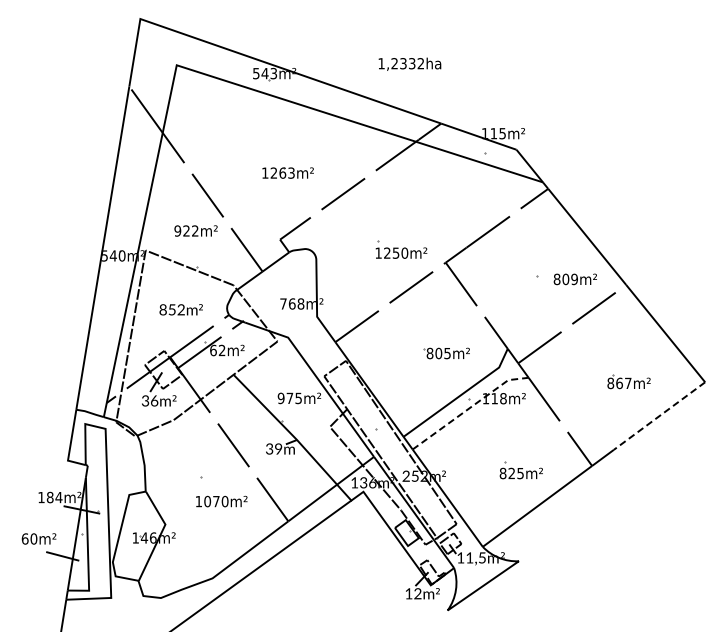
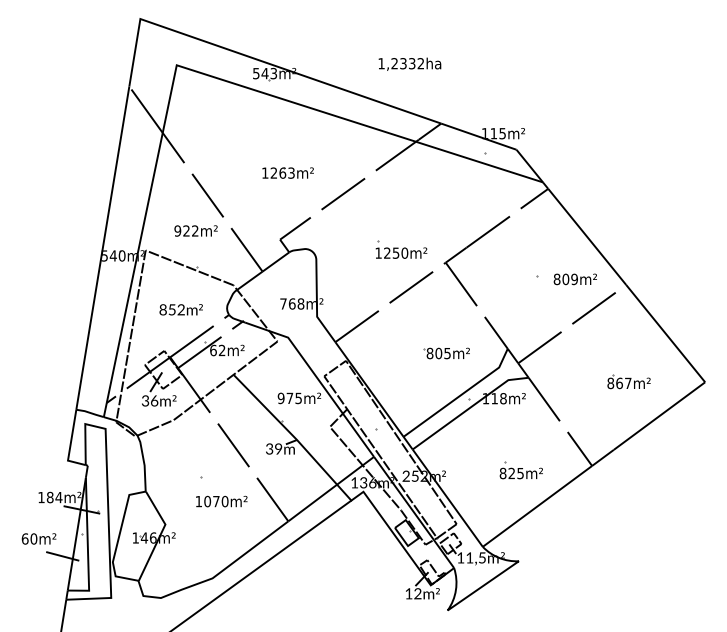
line: dashed -> solid (469, 408)
line: dashed -> solid (659, 416)
